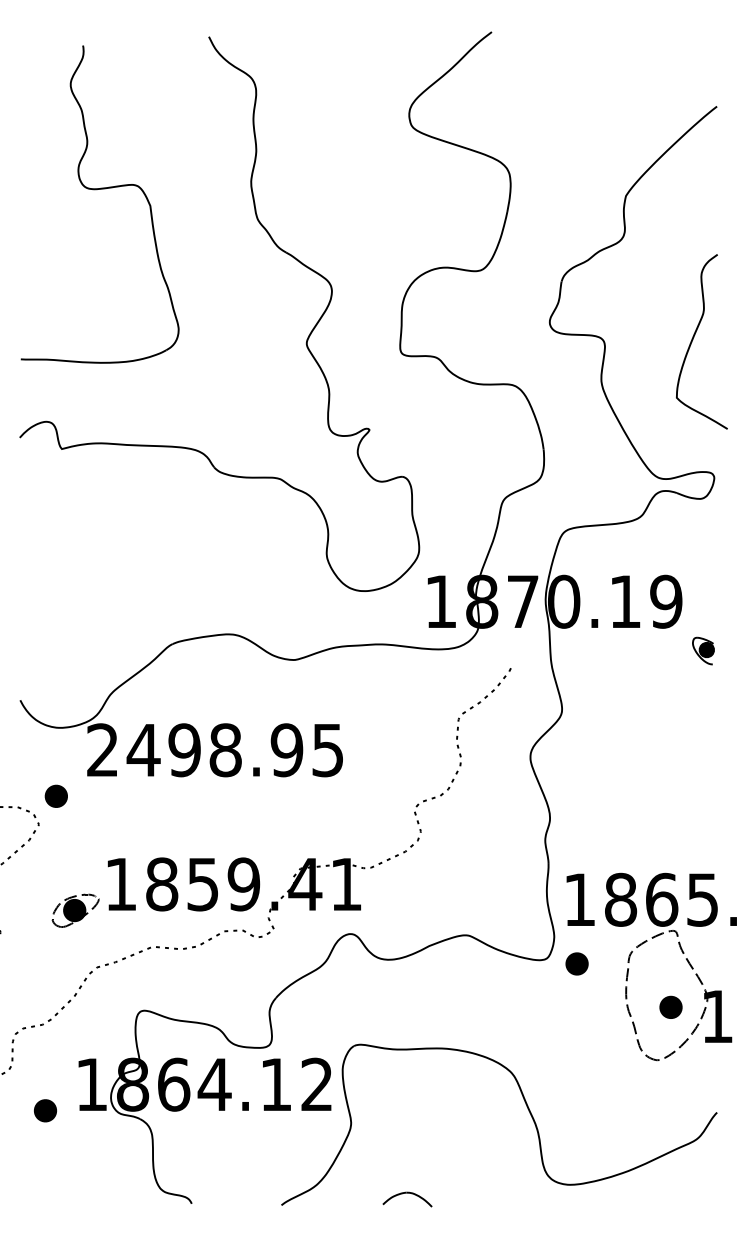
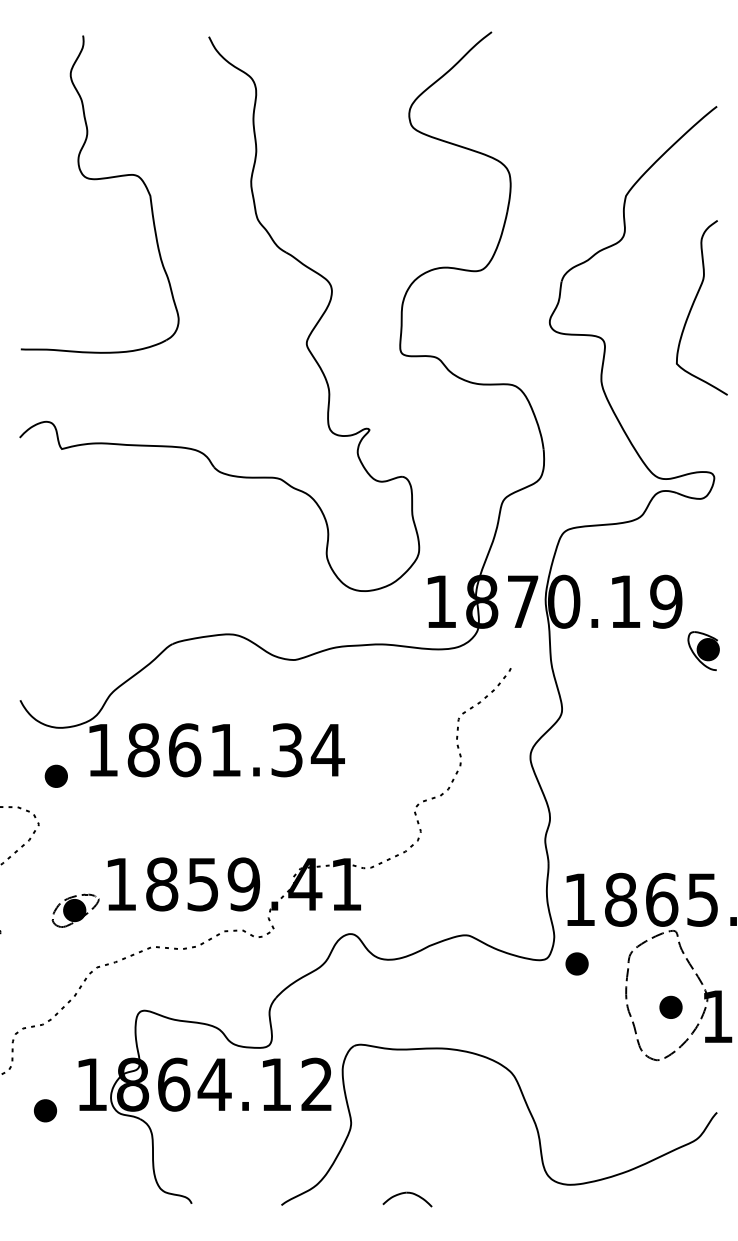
part position: (96, 190) -> (96, 180) (96, 180)
curve position: (694, 337) -> (694, 303) (694, 303)
part size: 23x30 px -> 33x40 px (703, 650)
text: 2498.95 -> 1861.34 (215, 750)
part position: (55, 795) -> (55, 775) (55, 775)
